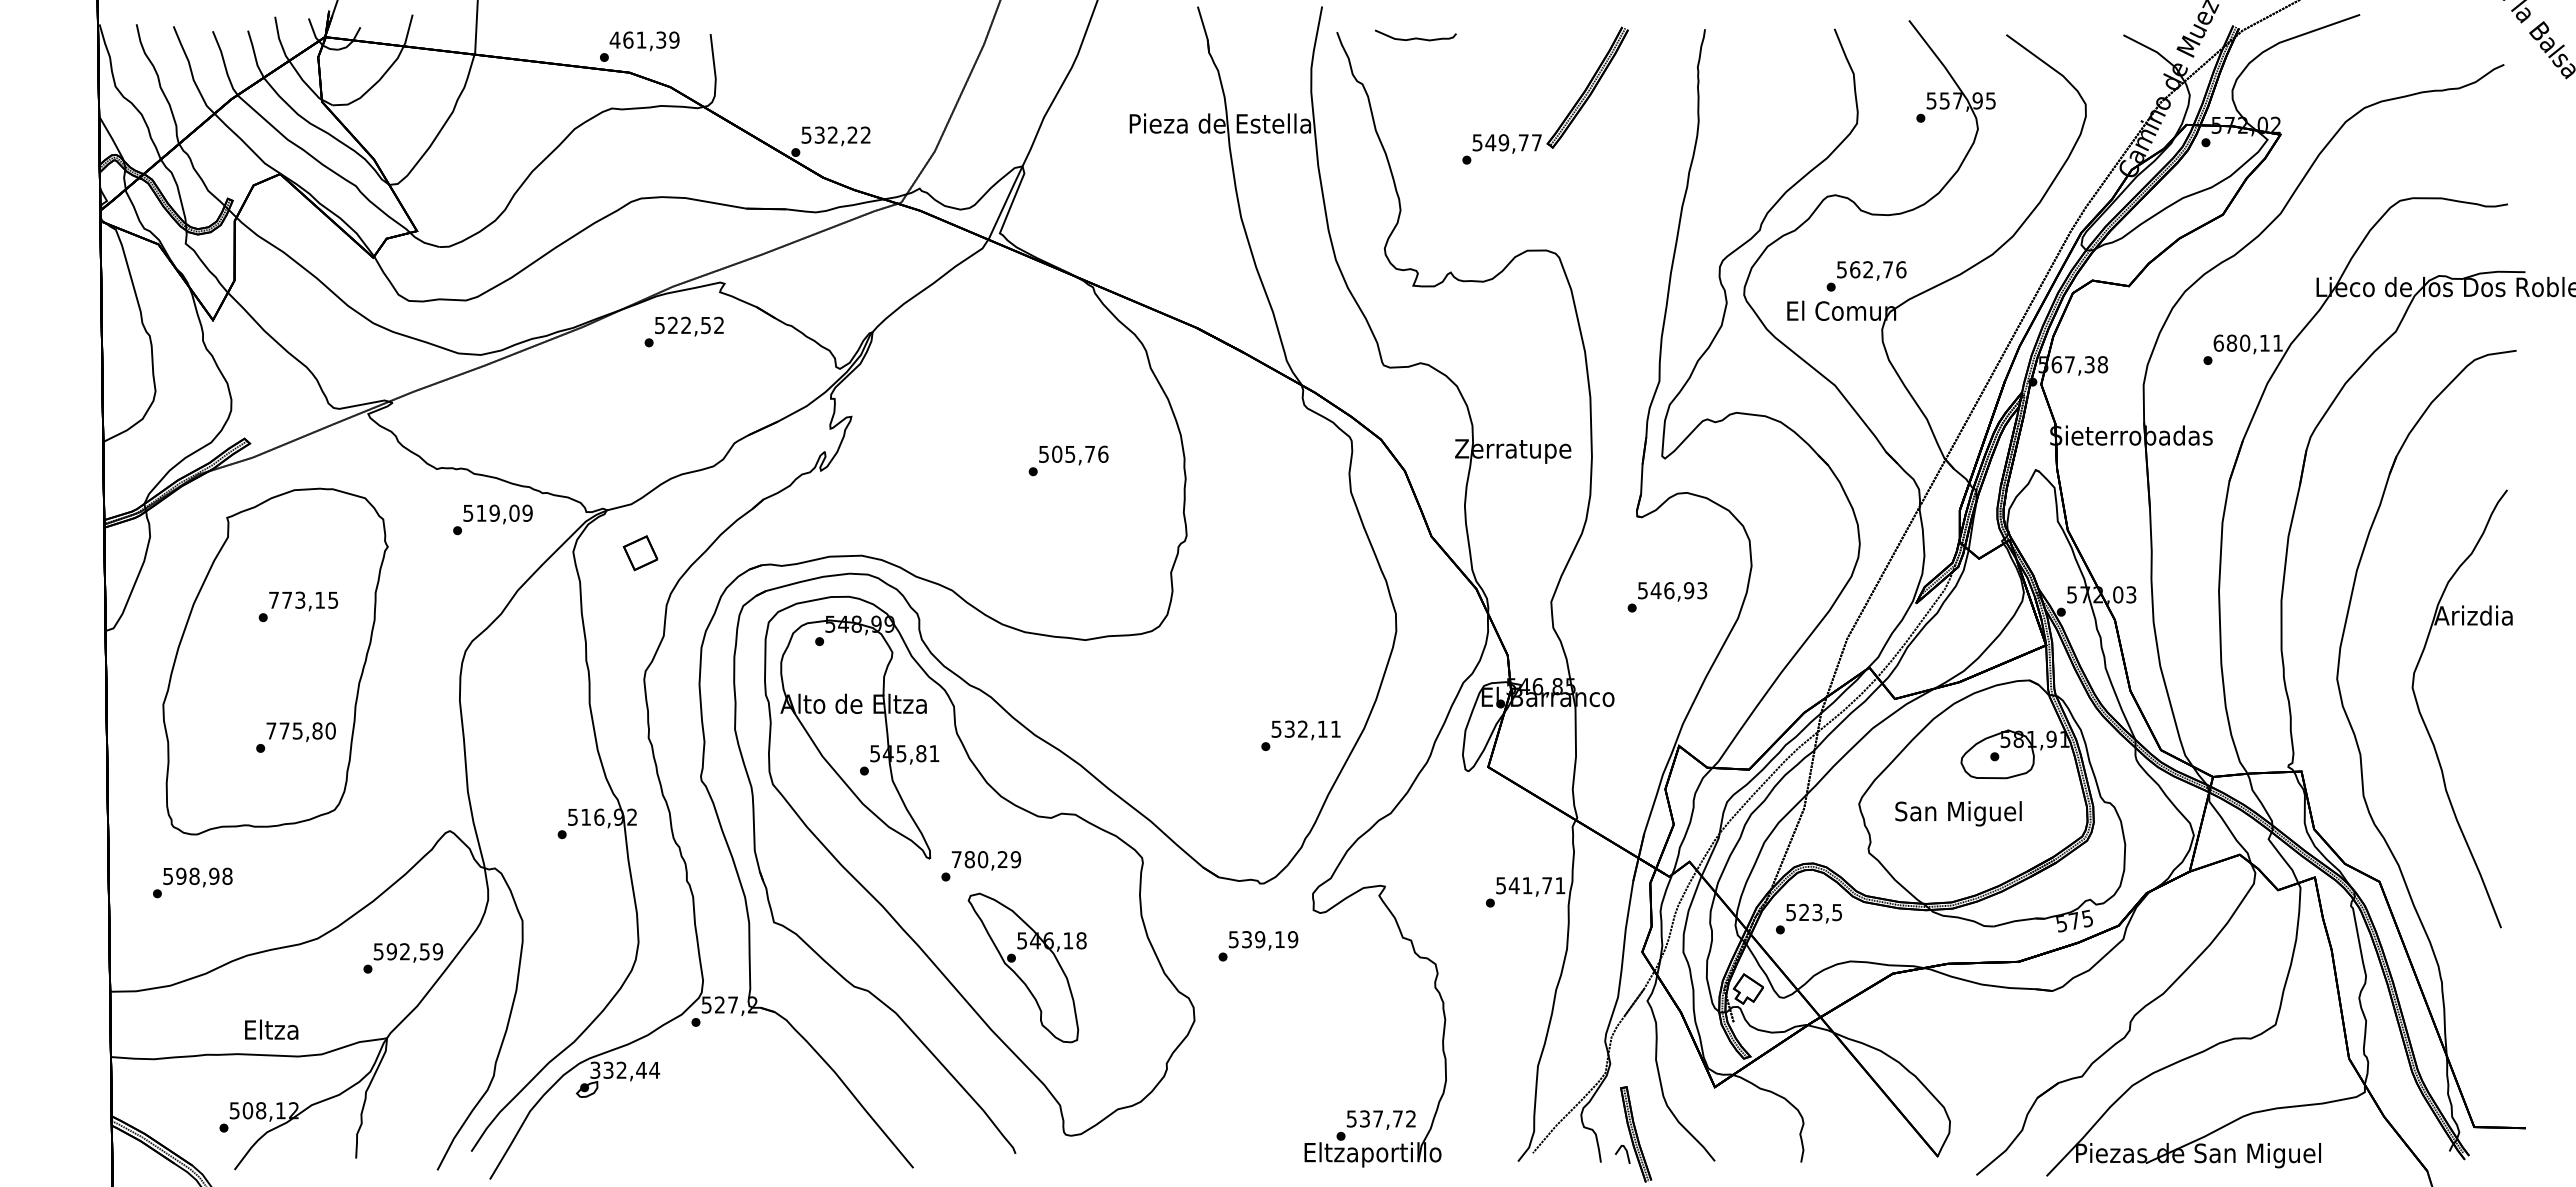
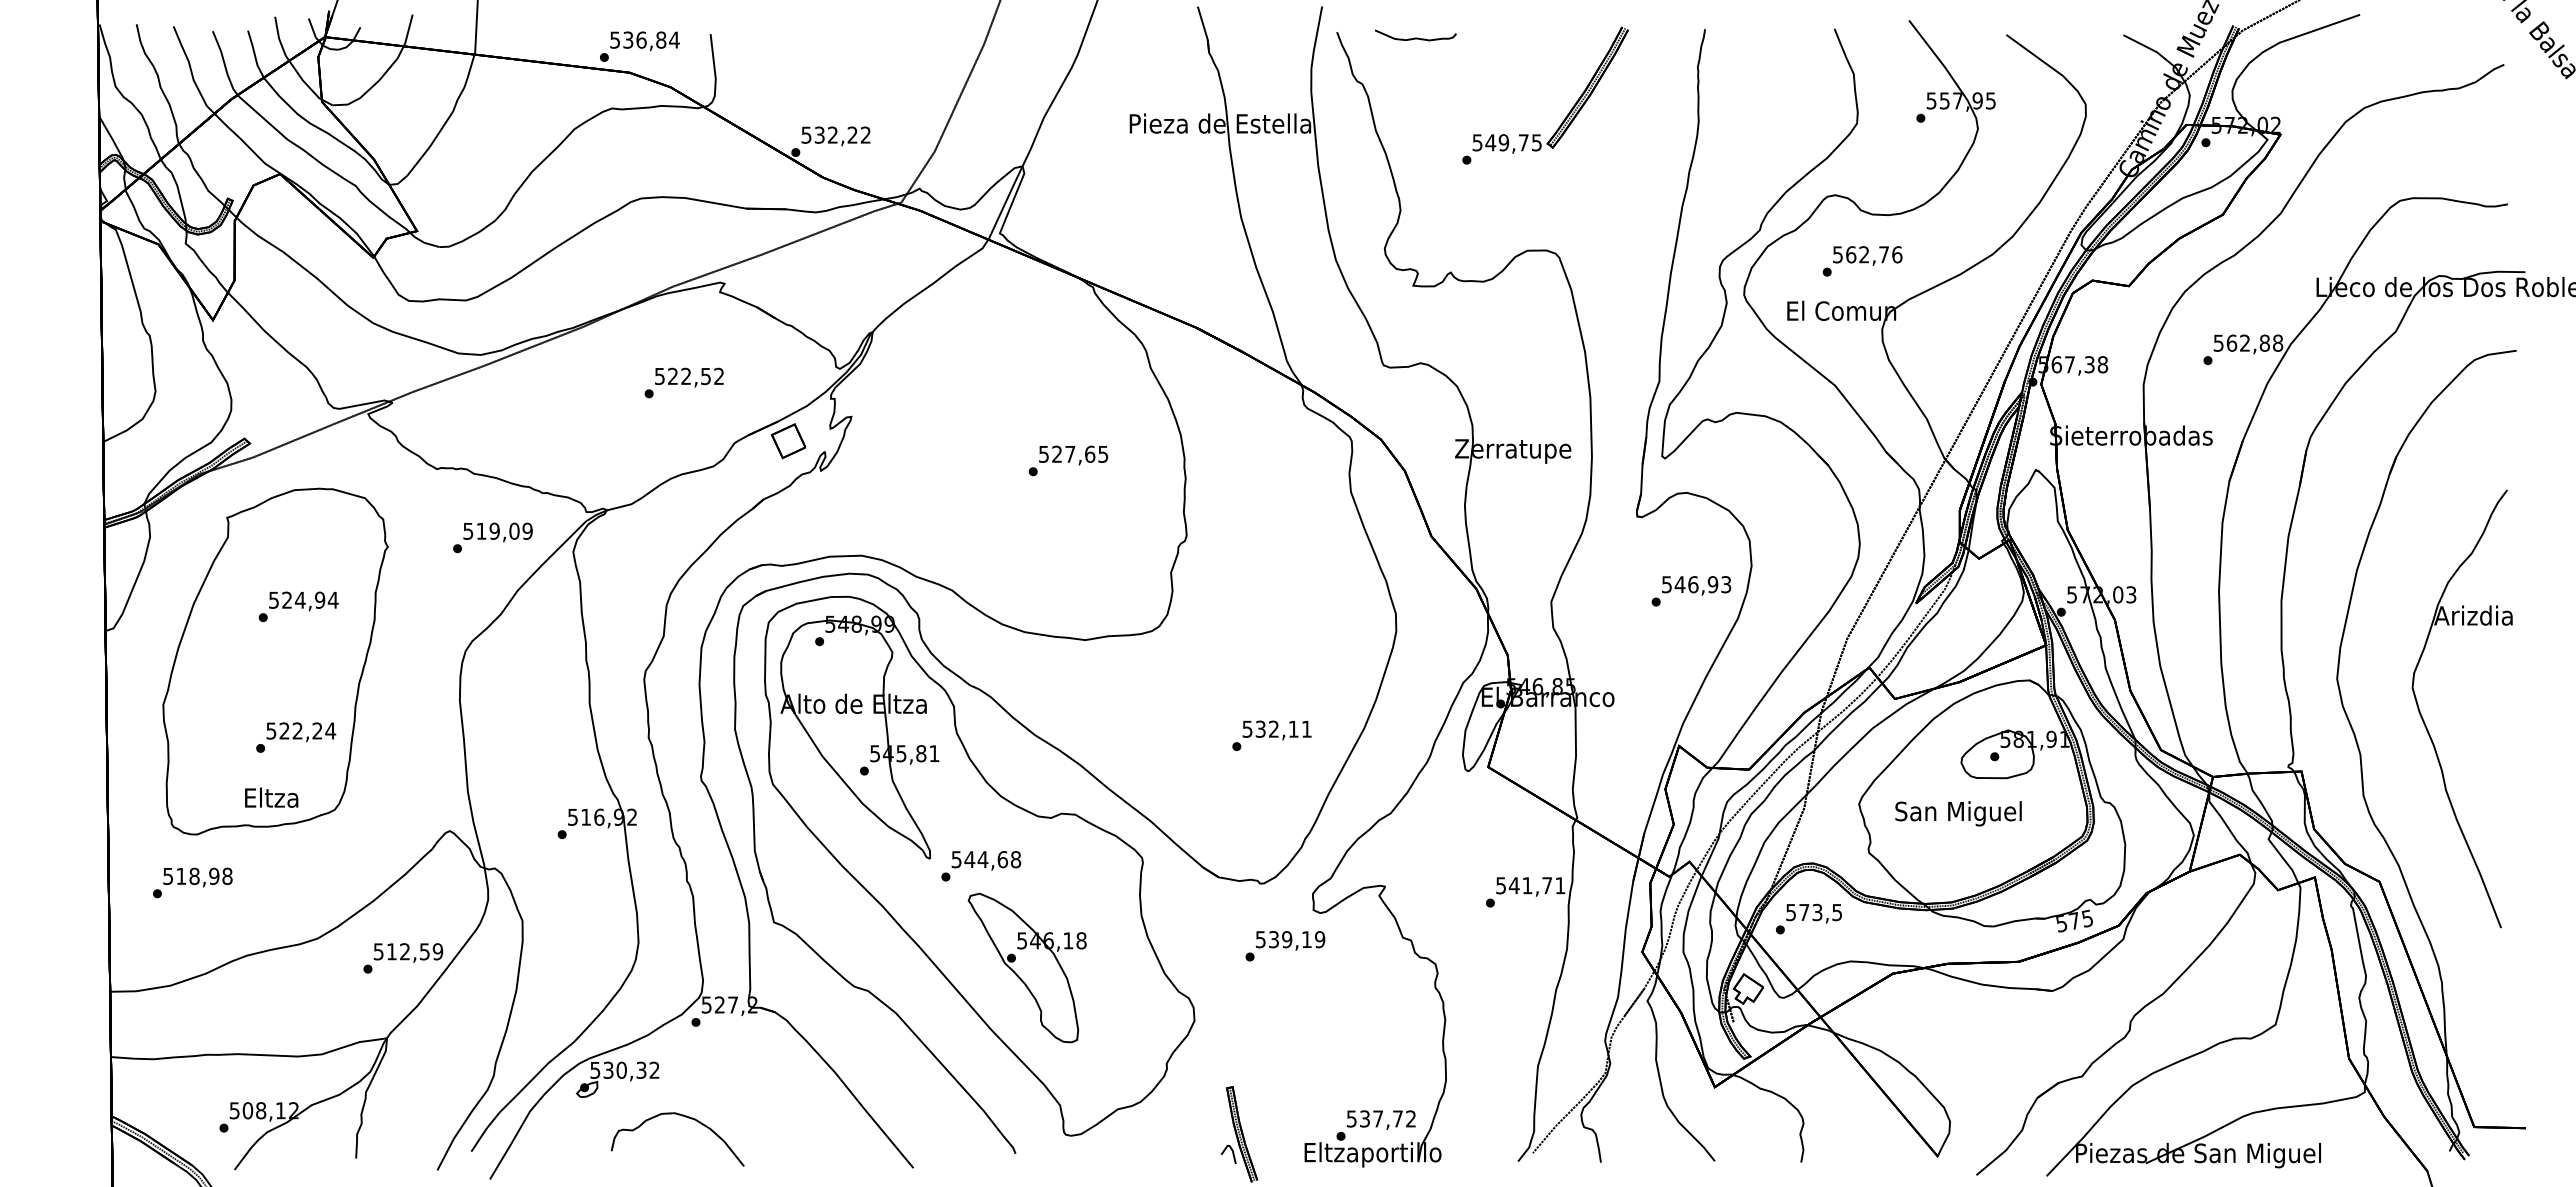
text: 461,39 -> 536,84 (644, 39)
text: 549,77 -> 549,75 (1536, 142)
text position: (1866, 276) -> (1862, 261) (1862, 261)
text position: (683, 331) -> (683, 382) (683, 382)
text: 680,11 -> 562,88 (2248, 342)
text: 505,76 -> 527,65 (1080, 453)
text position: (492, 519) -> (492, 537) (492, 537)
part position: (640, 553) -> (788, 441) (788, 441)
text position: (1667, 597) -> (1691, 591) (1691, 591)
text: 773,15 -> 524,94 (303, 599)
text: 775,80 -> 522,24 (301, 730)
text position: (1300, 735) -> (1271, 735) (1271, 735)
text: 780,29 -> 544,68 (986, 859)
text: 598,98 -> 518,98 (181, 875)
text: 523,5 -> 573,5 (1804, 911)
text position: (1258, 946) -> (1285, 946) (1285, 946)
text: 592,59 -> 512,59 (391, 951)
text position: (271, 1029) -> (271, 797) (271, 797)
text: 332,44 -> 530,32 (625, 1069)
curve: none -> present (685, 1117)
part position: (1633, 1134) -> (1239, 1134) (1239, 1134)
